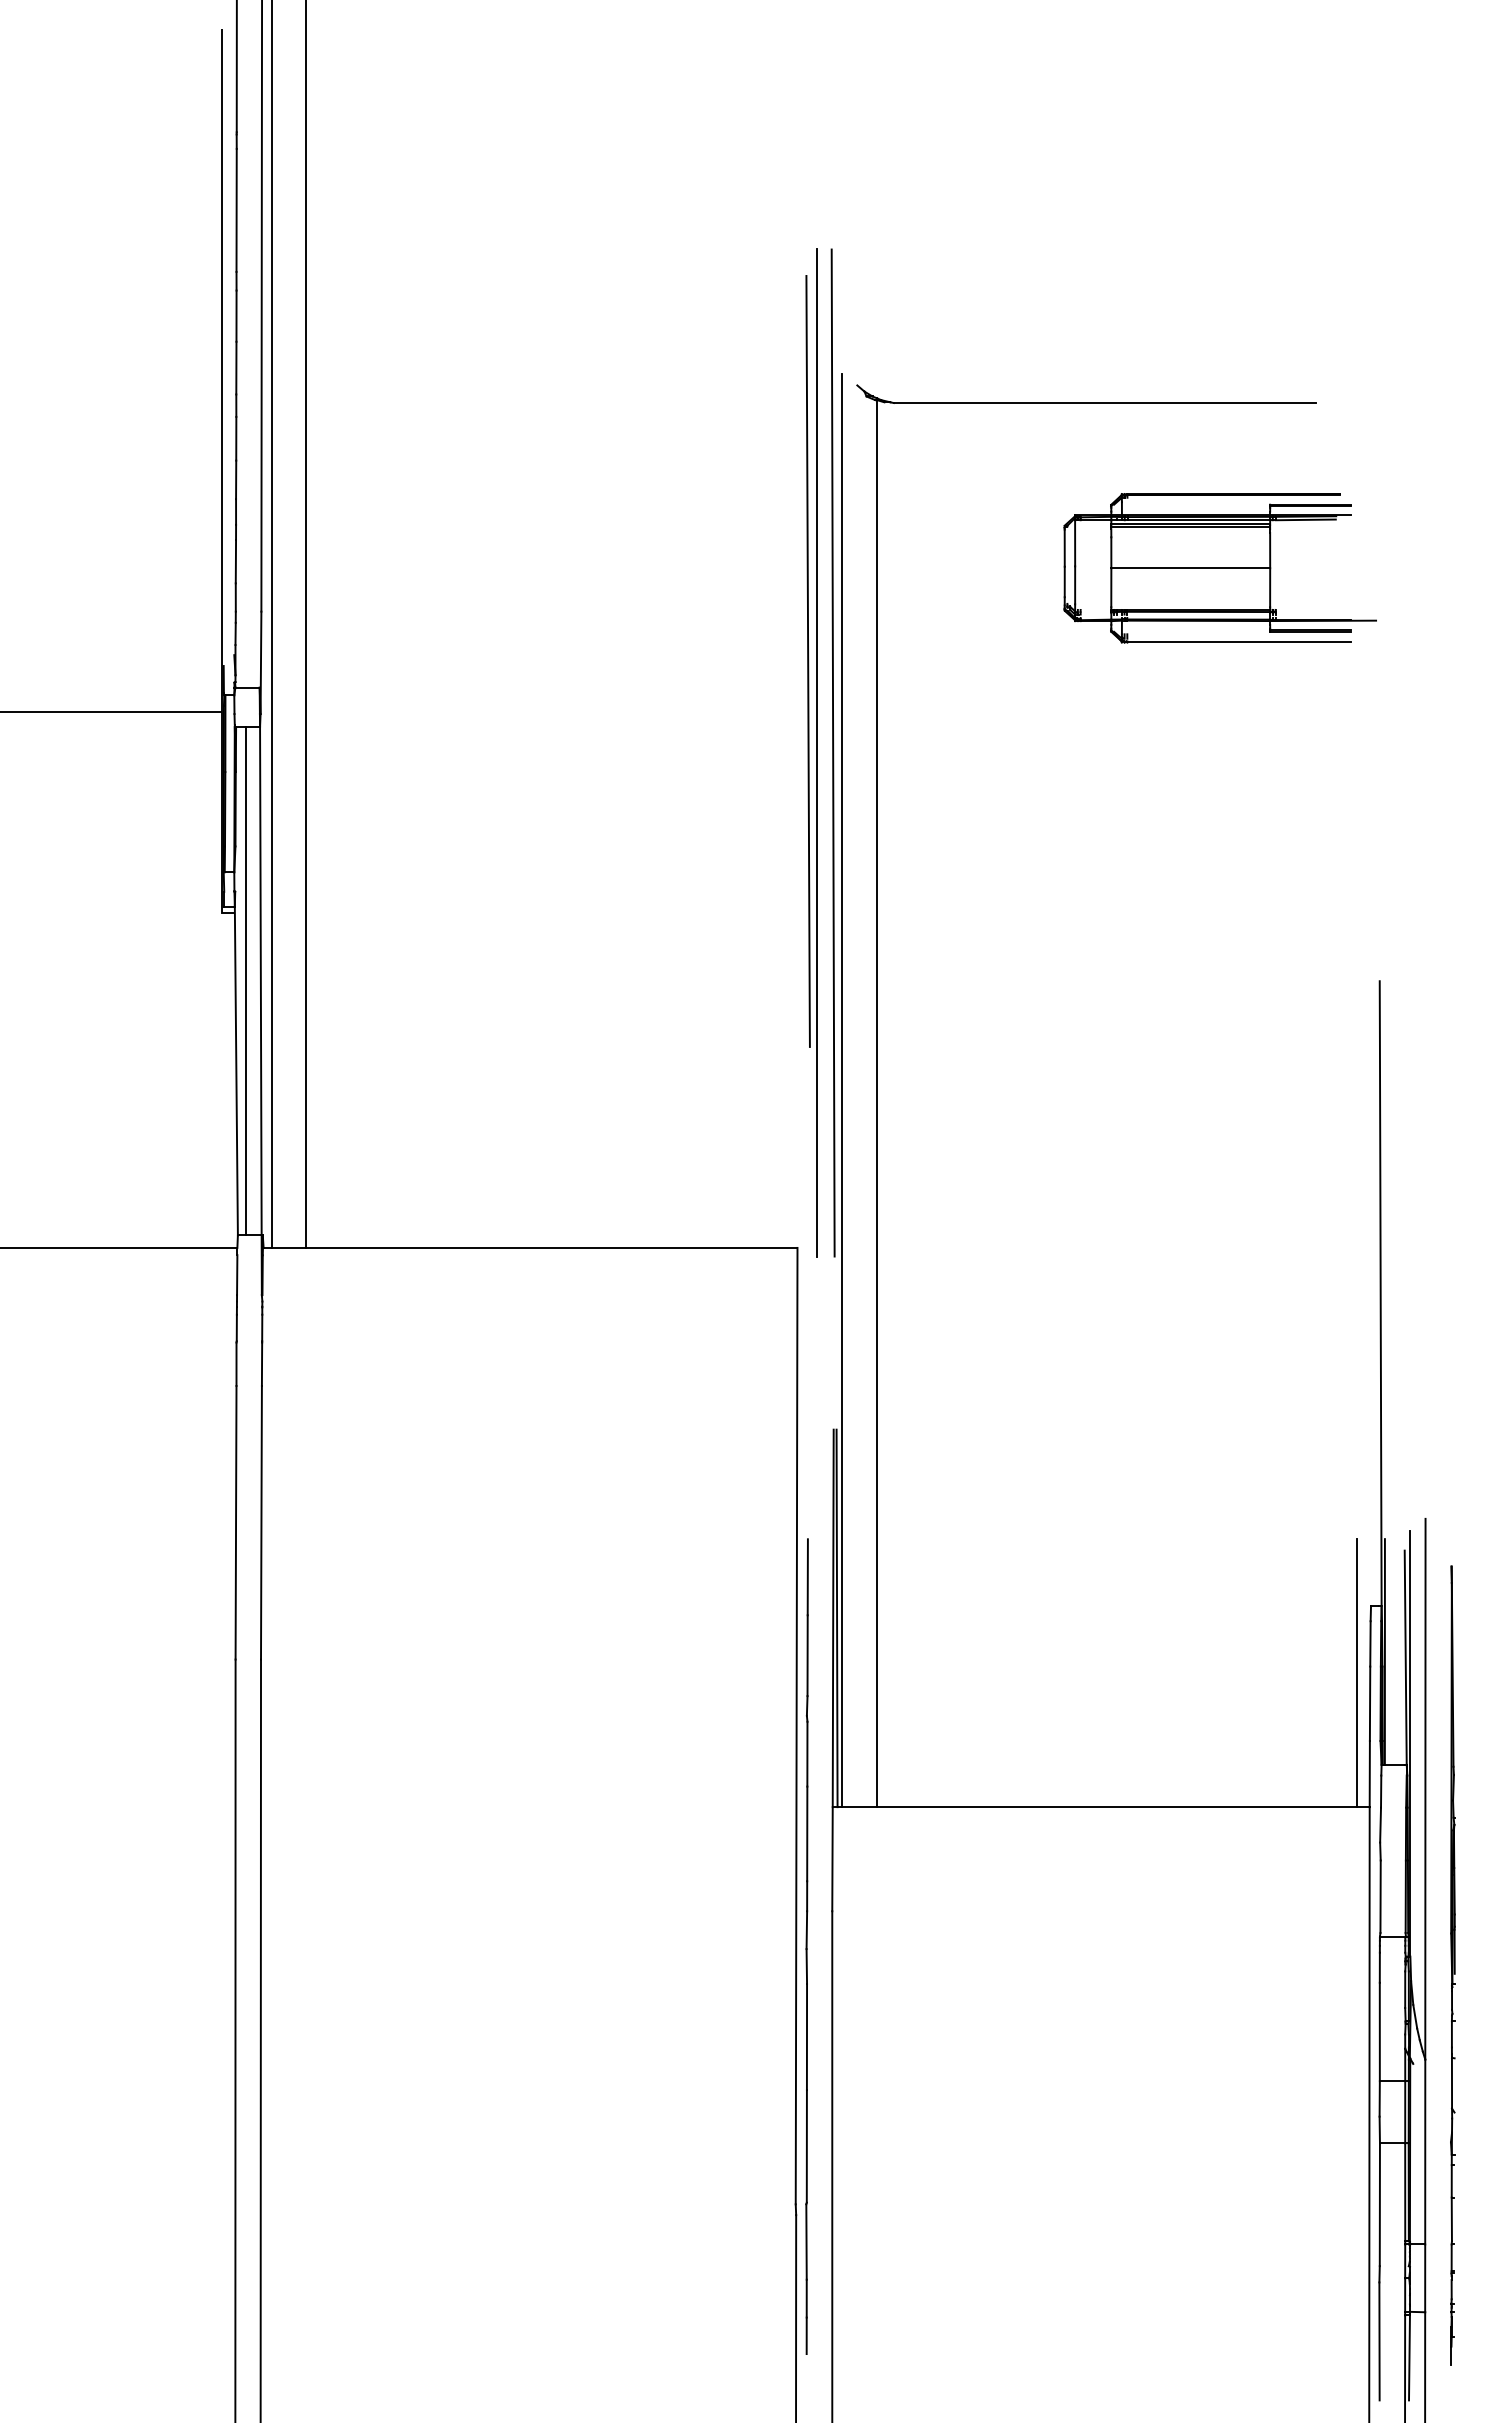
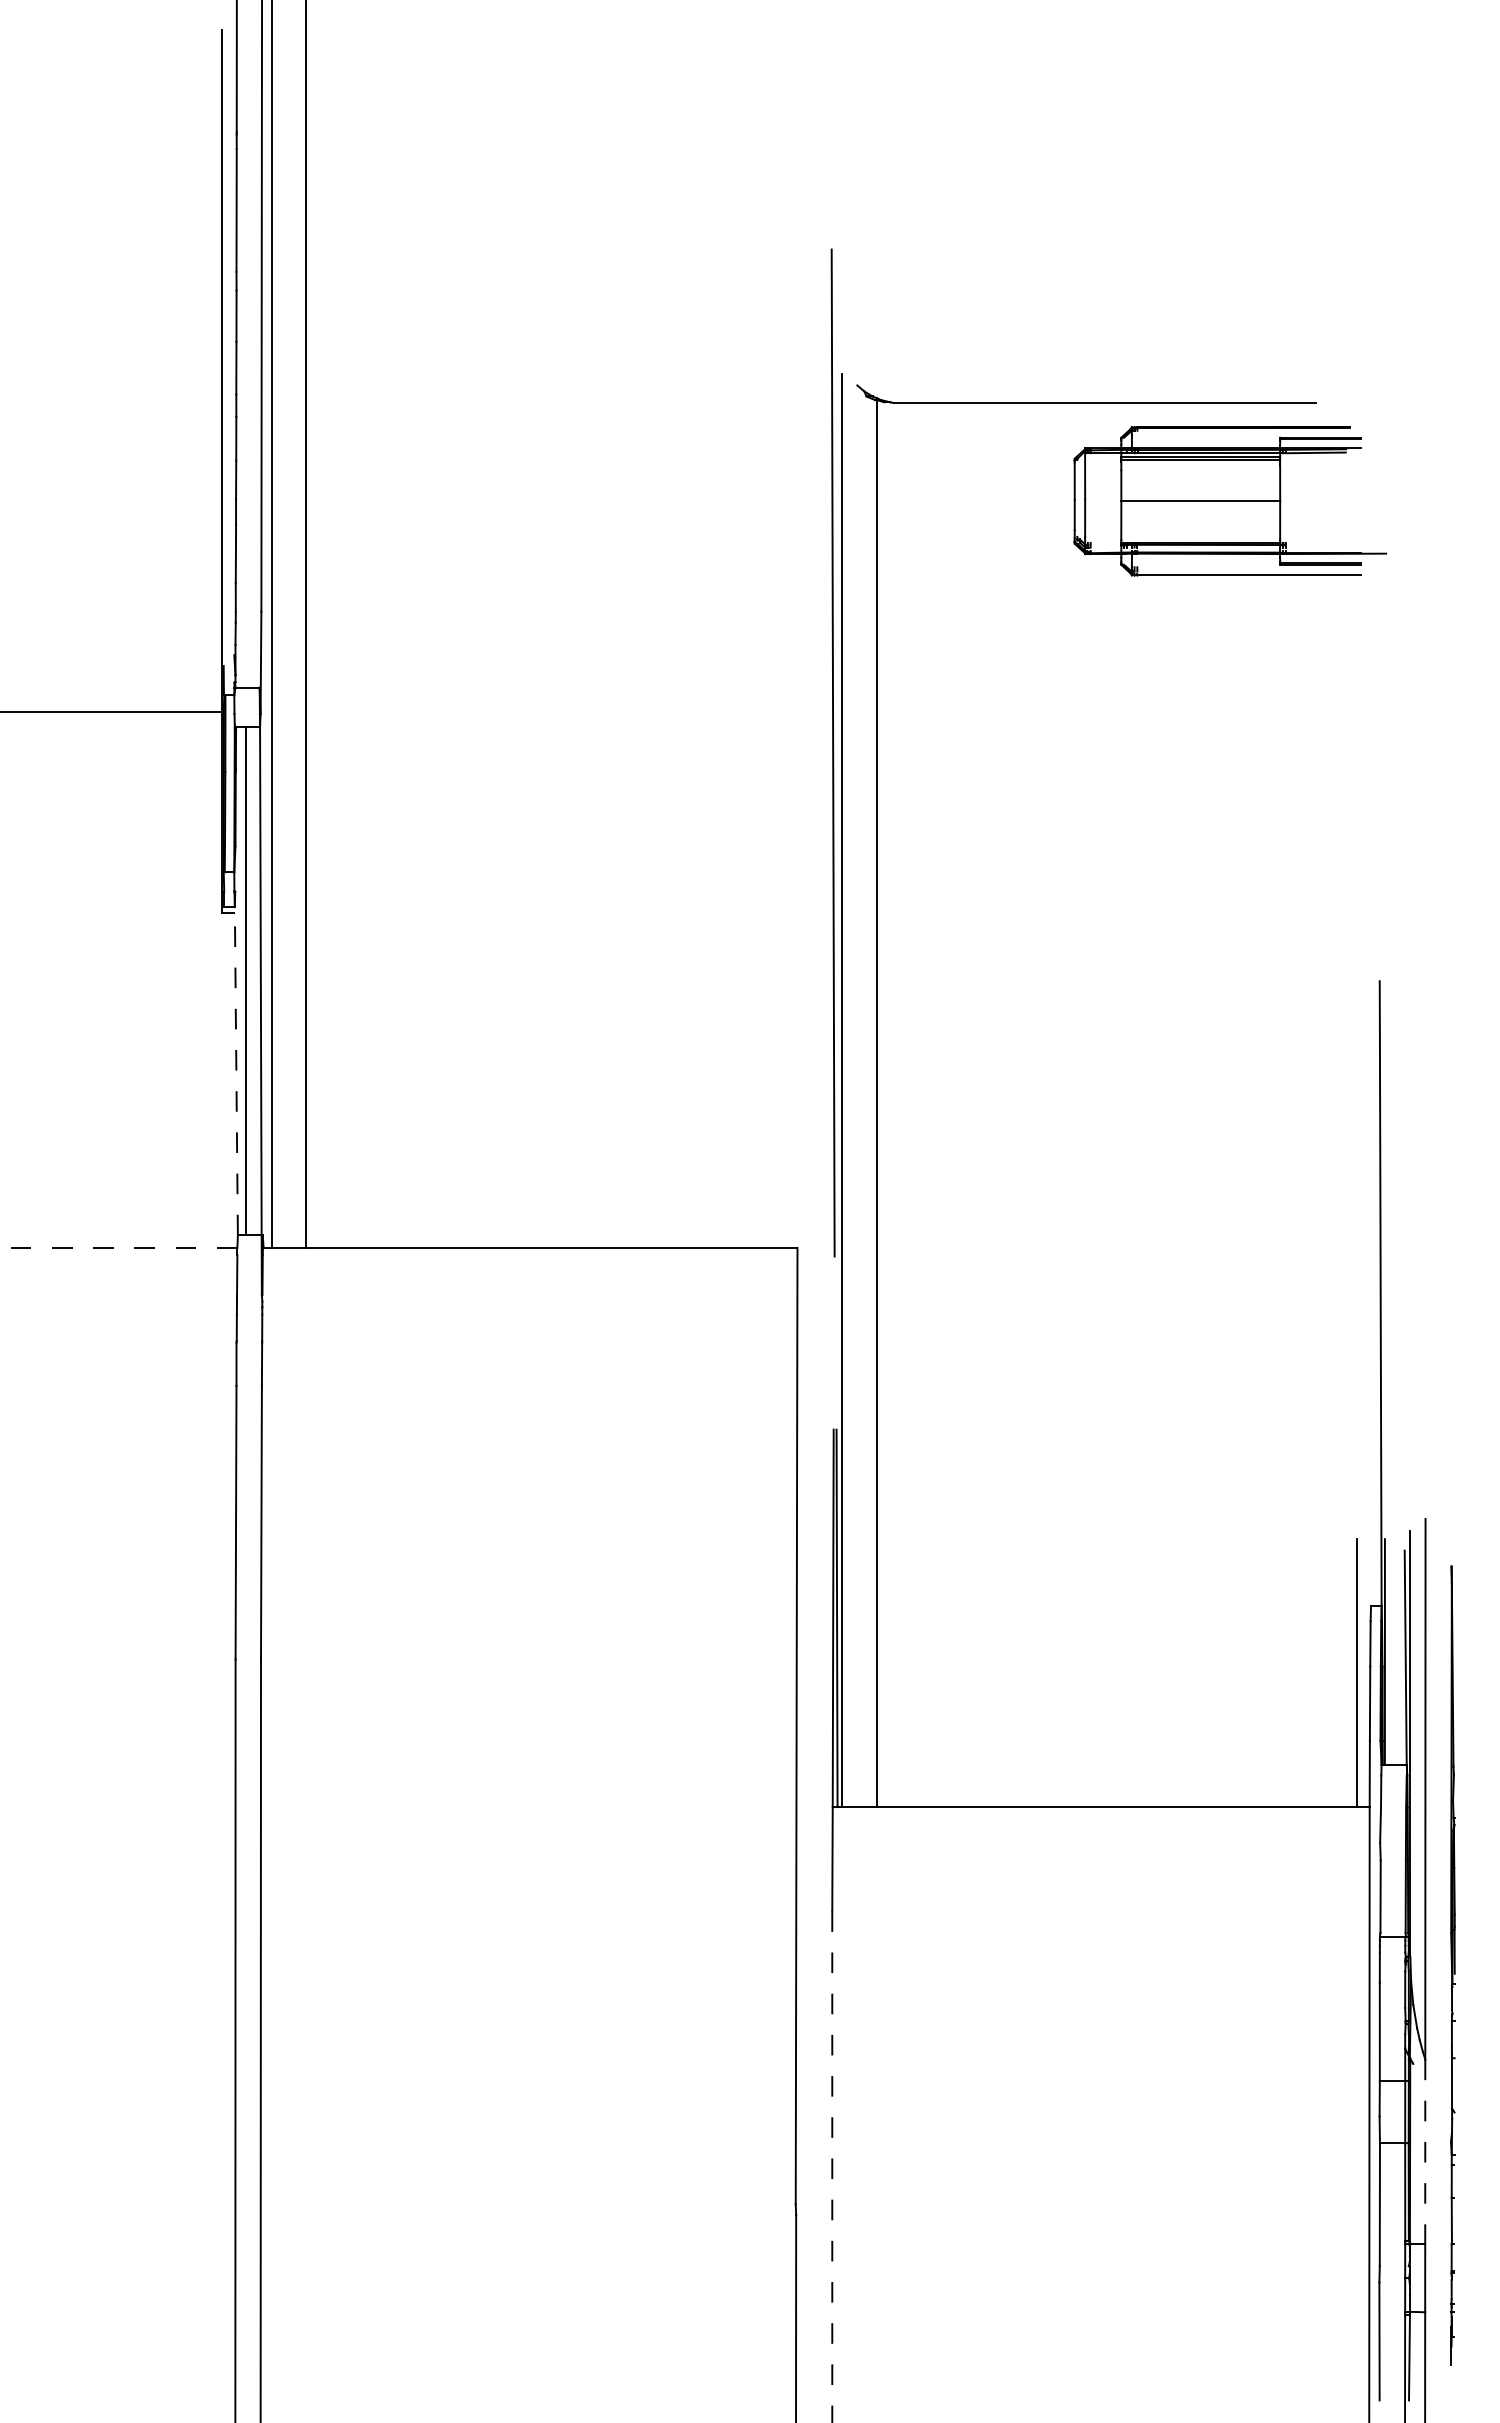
part position: (1219, 568) -> (1229, 501) (1229, 501)
line: present -> none (807, 660)
line: present -> none (816, 752)
line: solid -> dashed (236, 1070)
line: solid -> dashed (118, 1247)
line: present -> none (806, 1946)
line: solid -> dashed (1425, 2152)
line: solid -> dashed (832, 2167)
